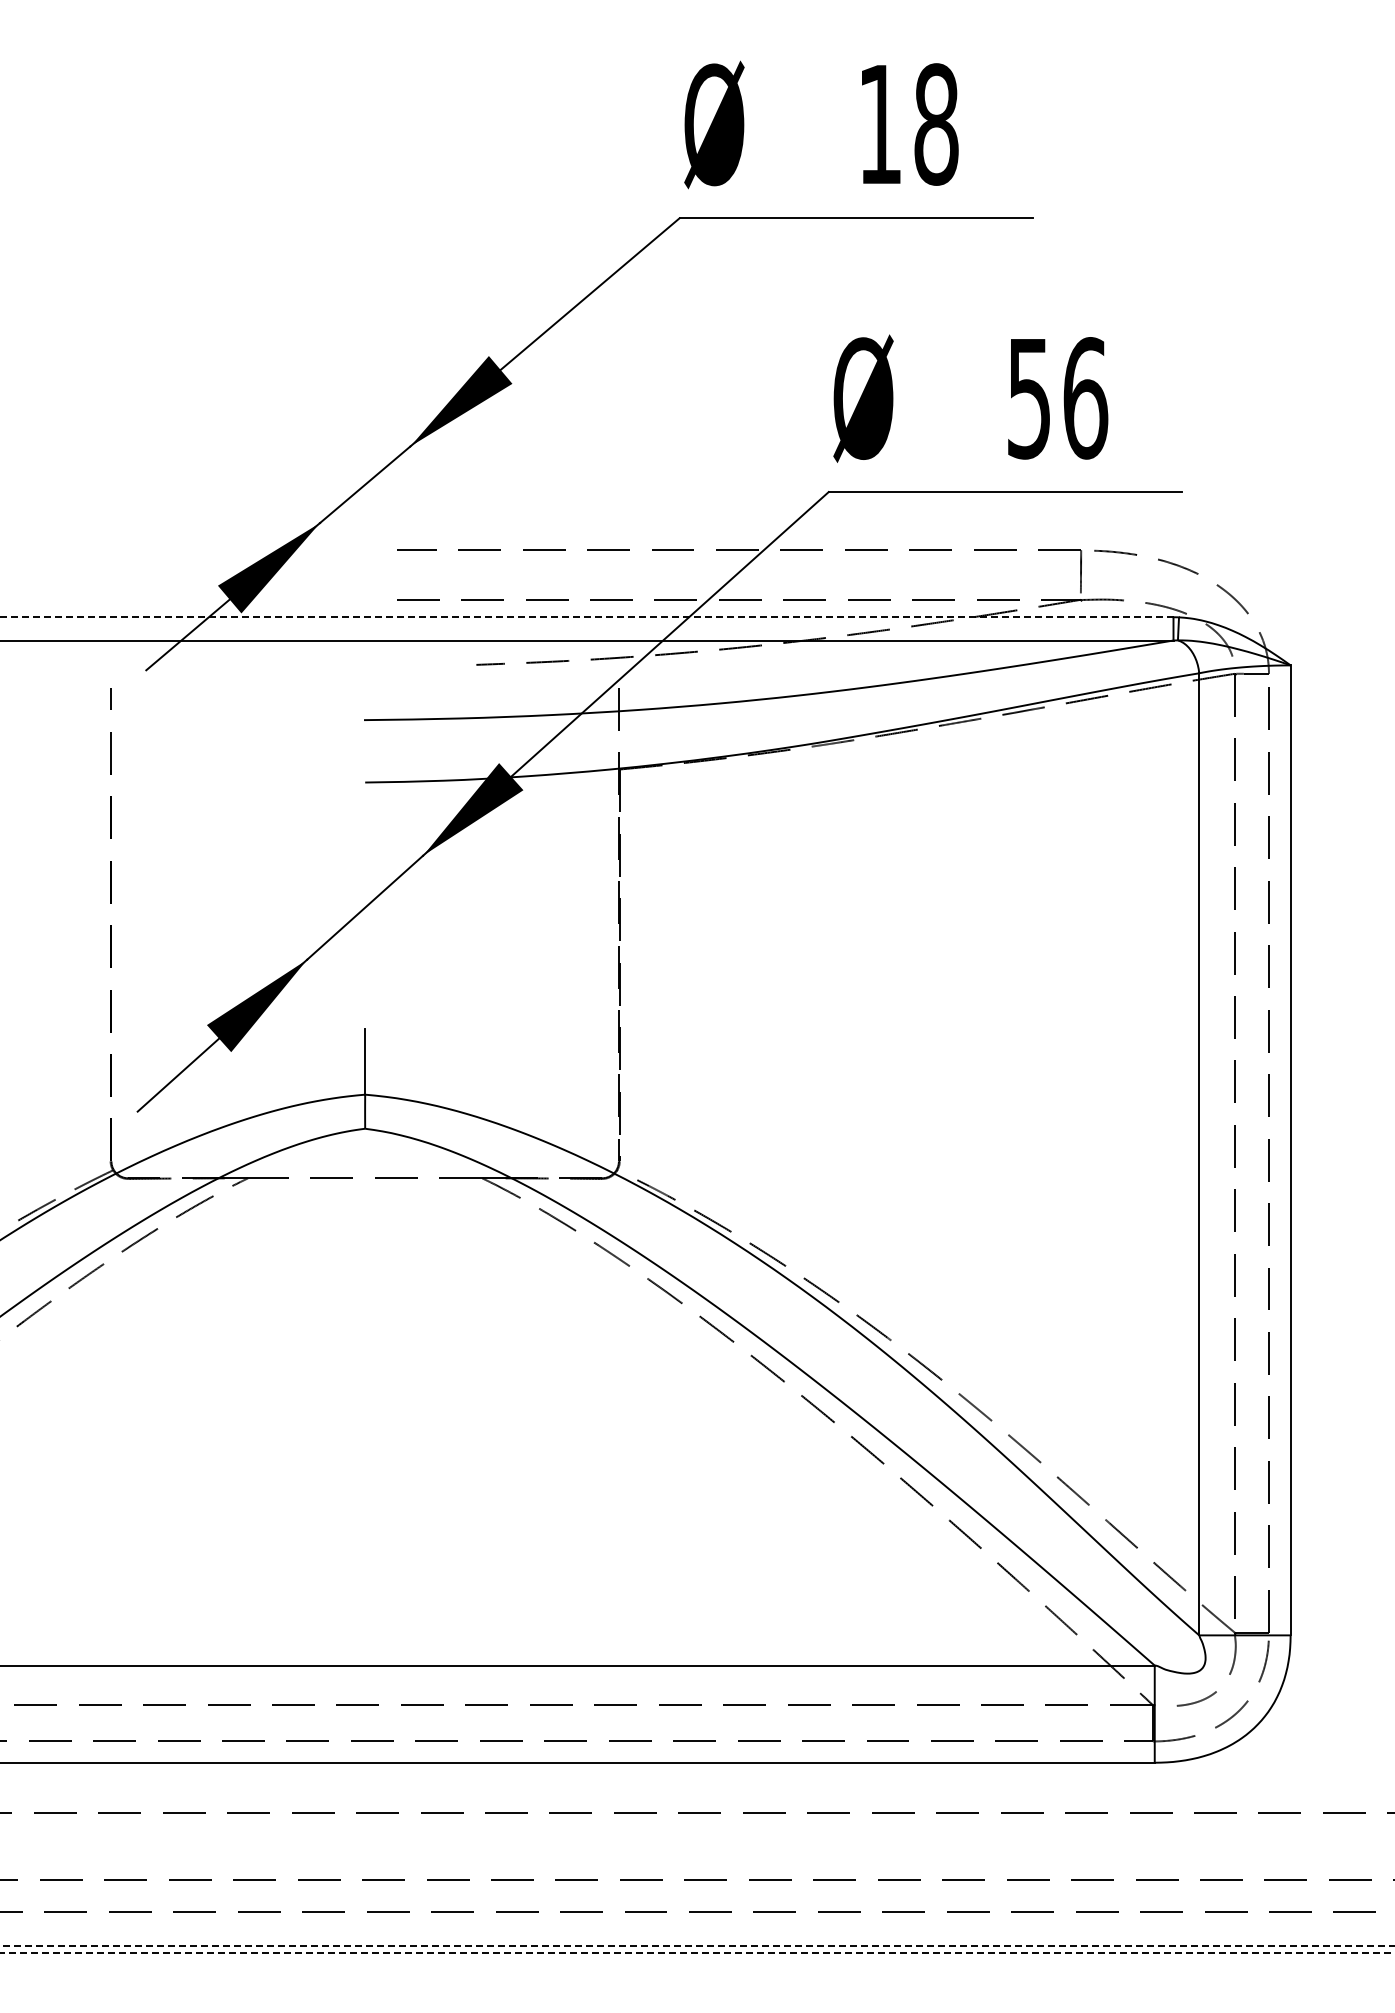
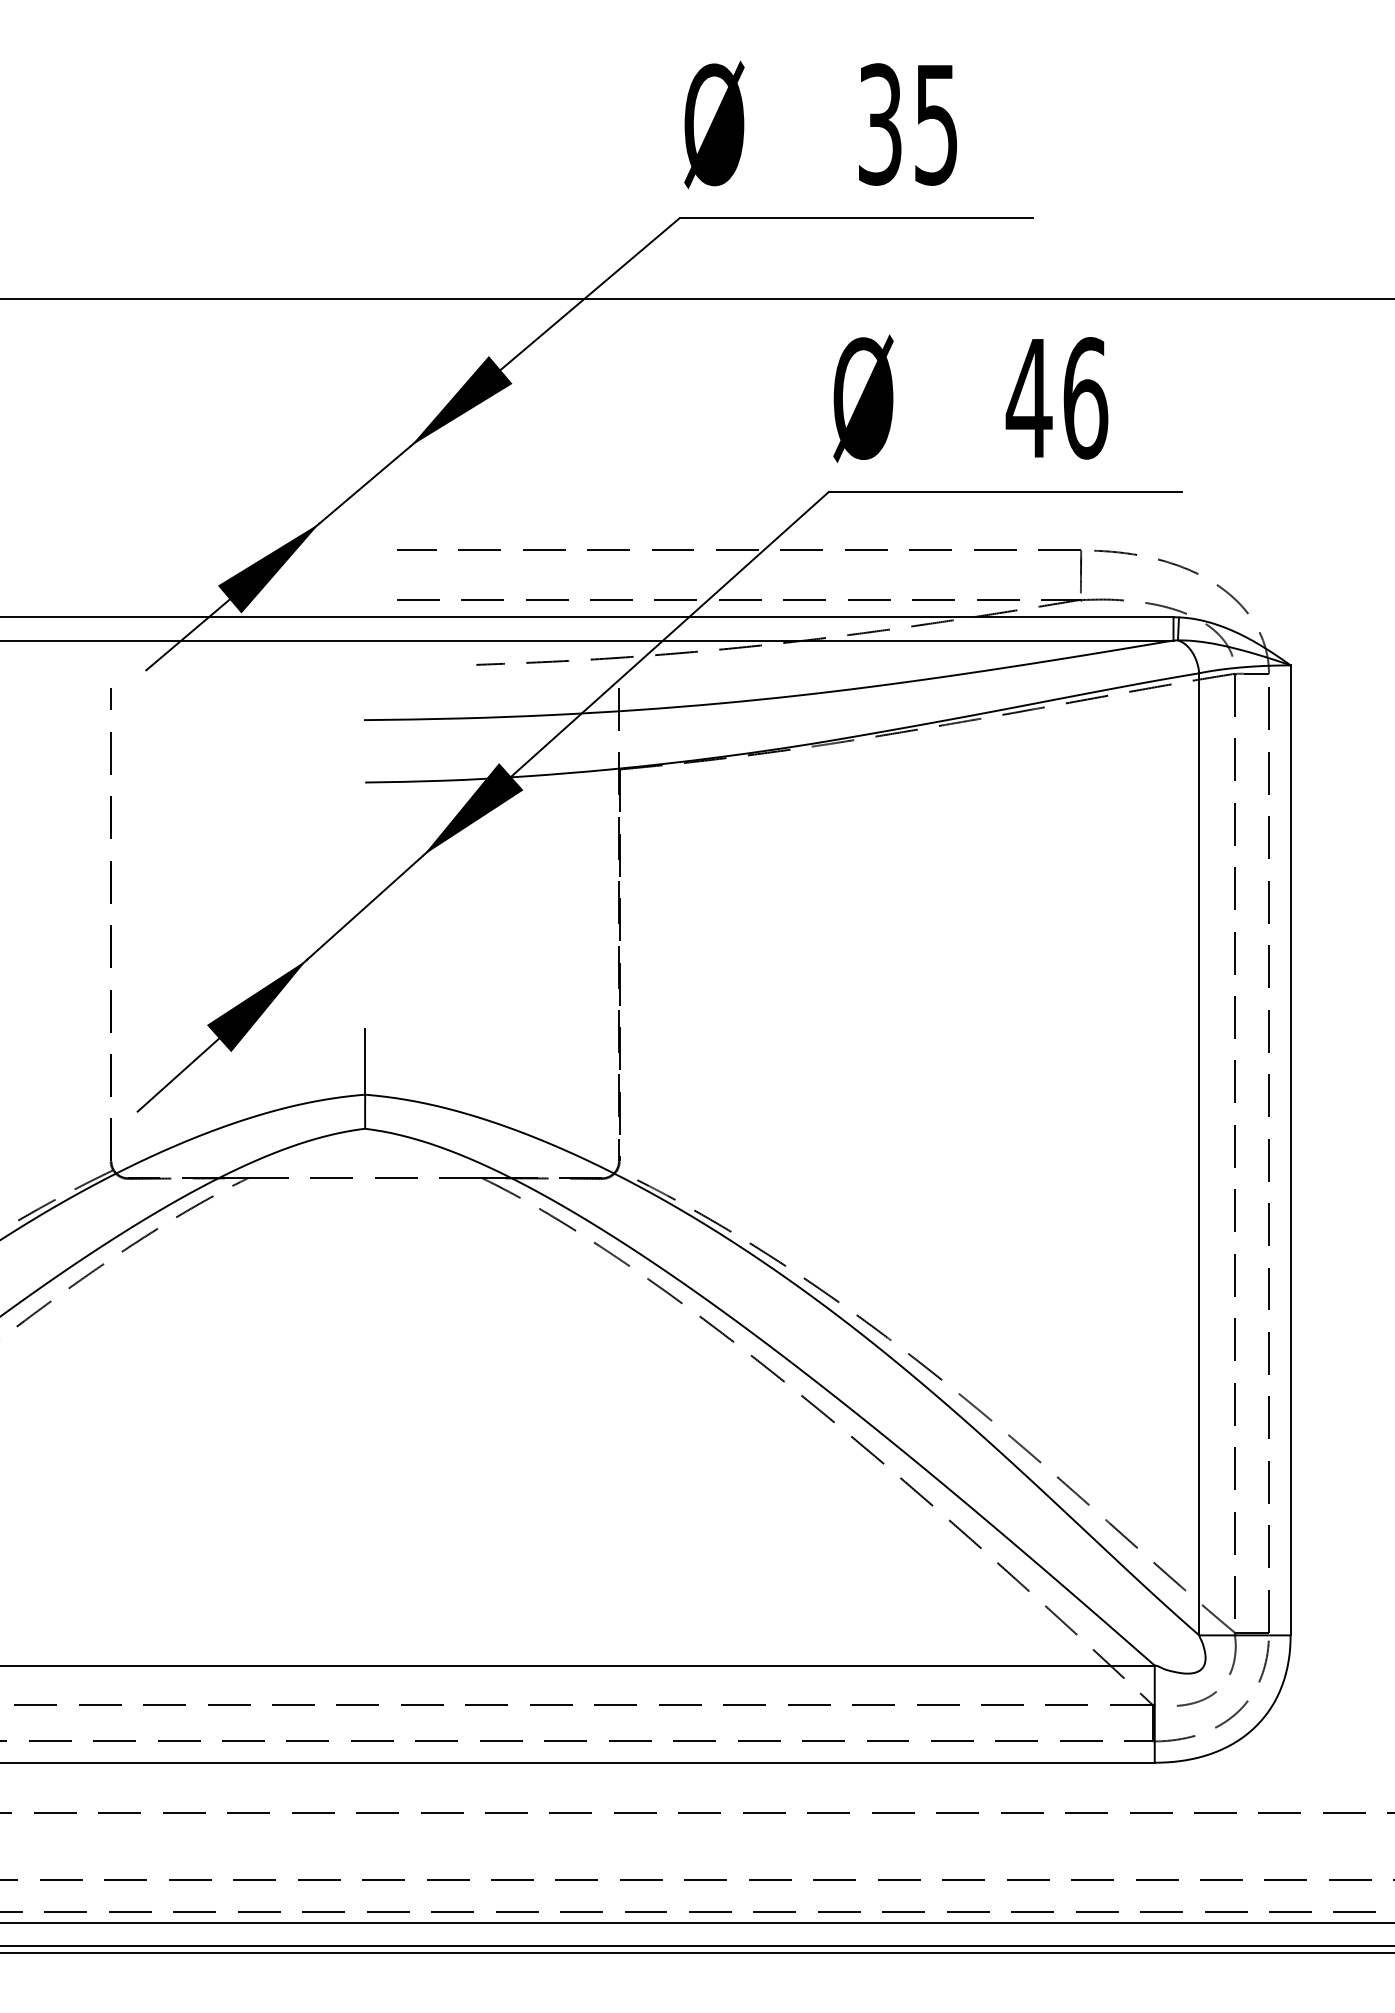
text: 18 -> 35 (908, 124)
line: none -> present (696, 298)
text: 56 -> 46 (1028, 399)
line: dashed -> solid (586, 617)
line: none -> present (696, 1922)
line: dashed -> solid (697, 1946)
line: dashed -> solid (698, 1952)
